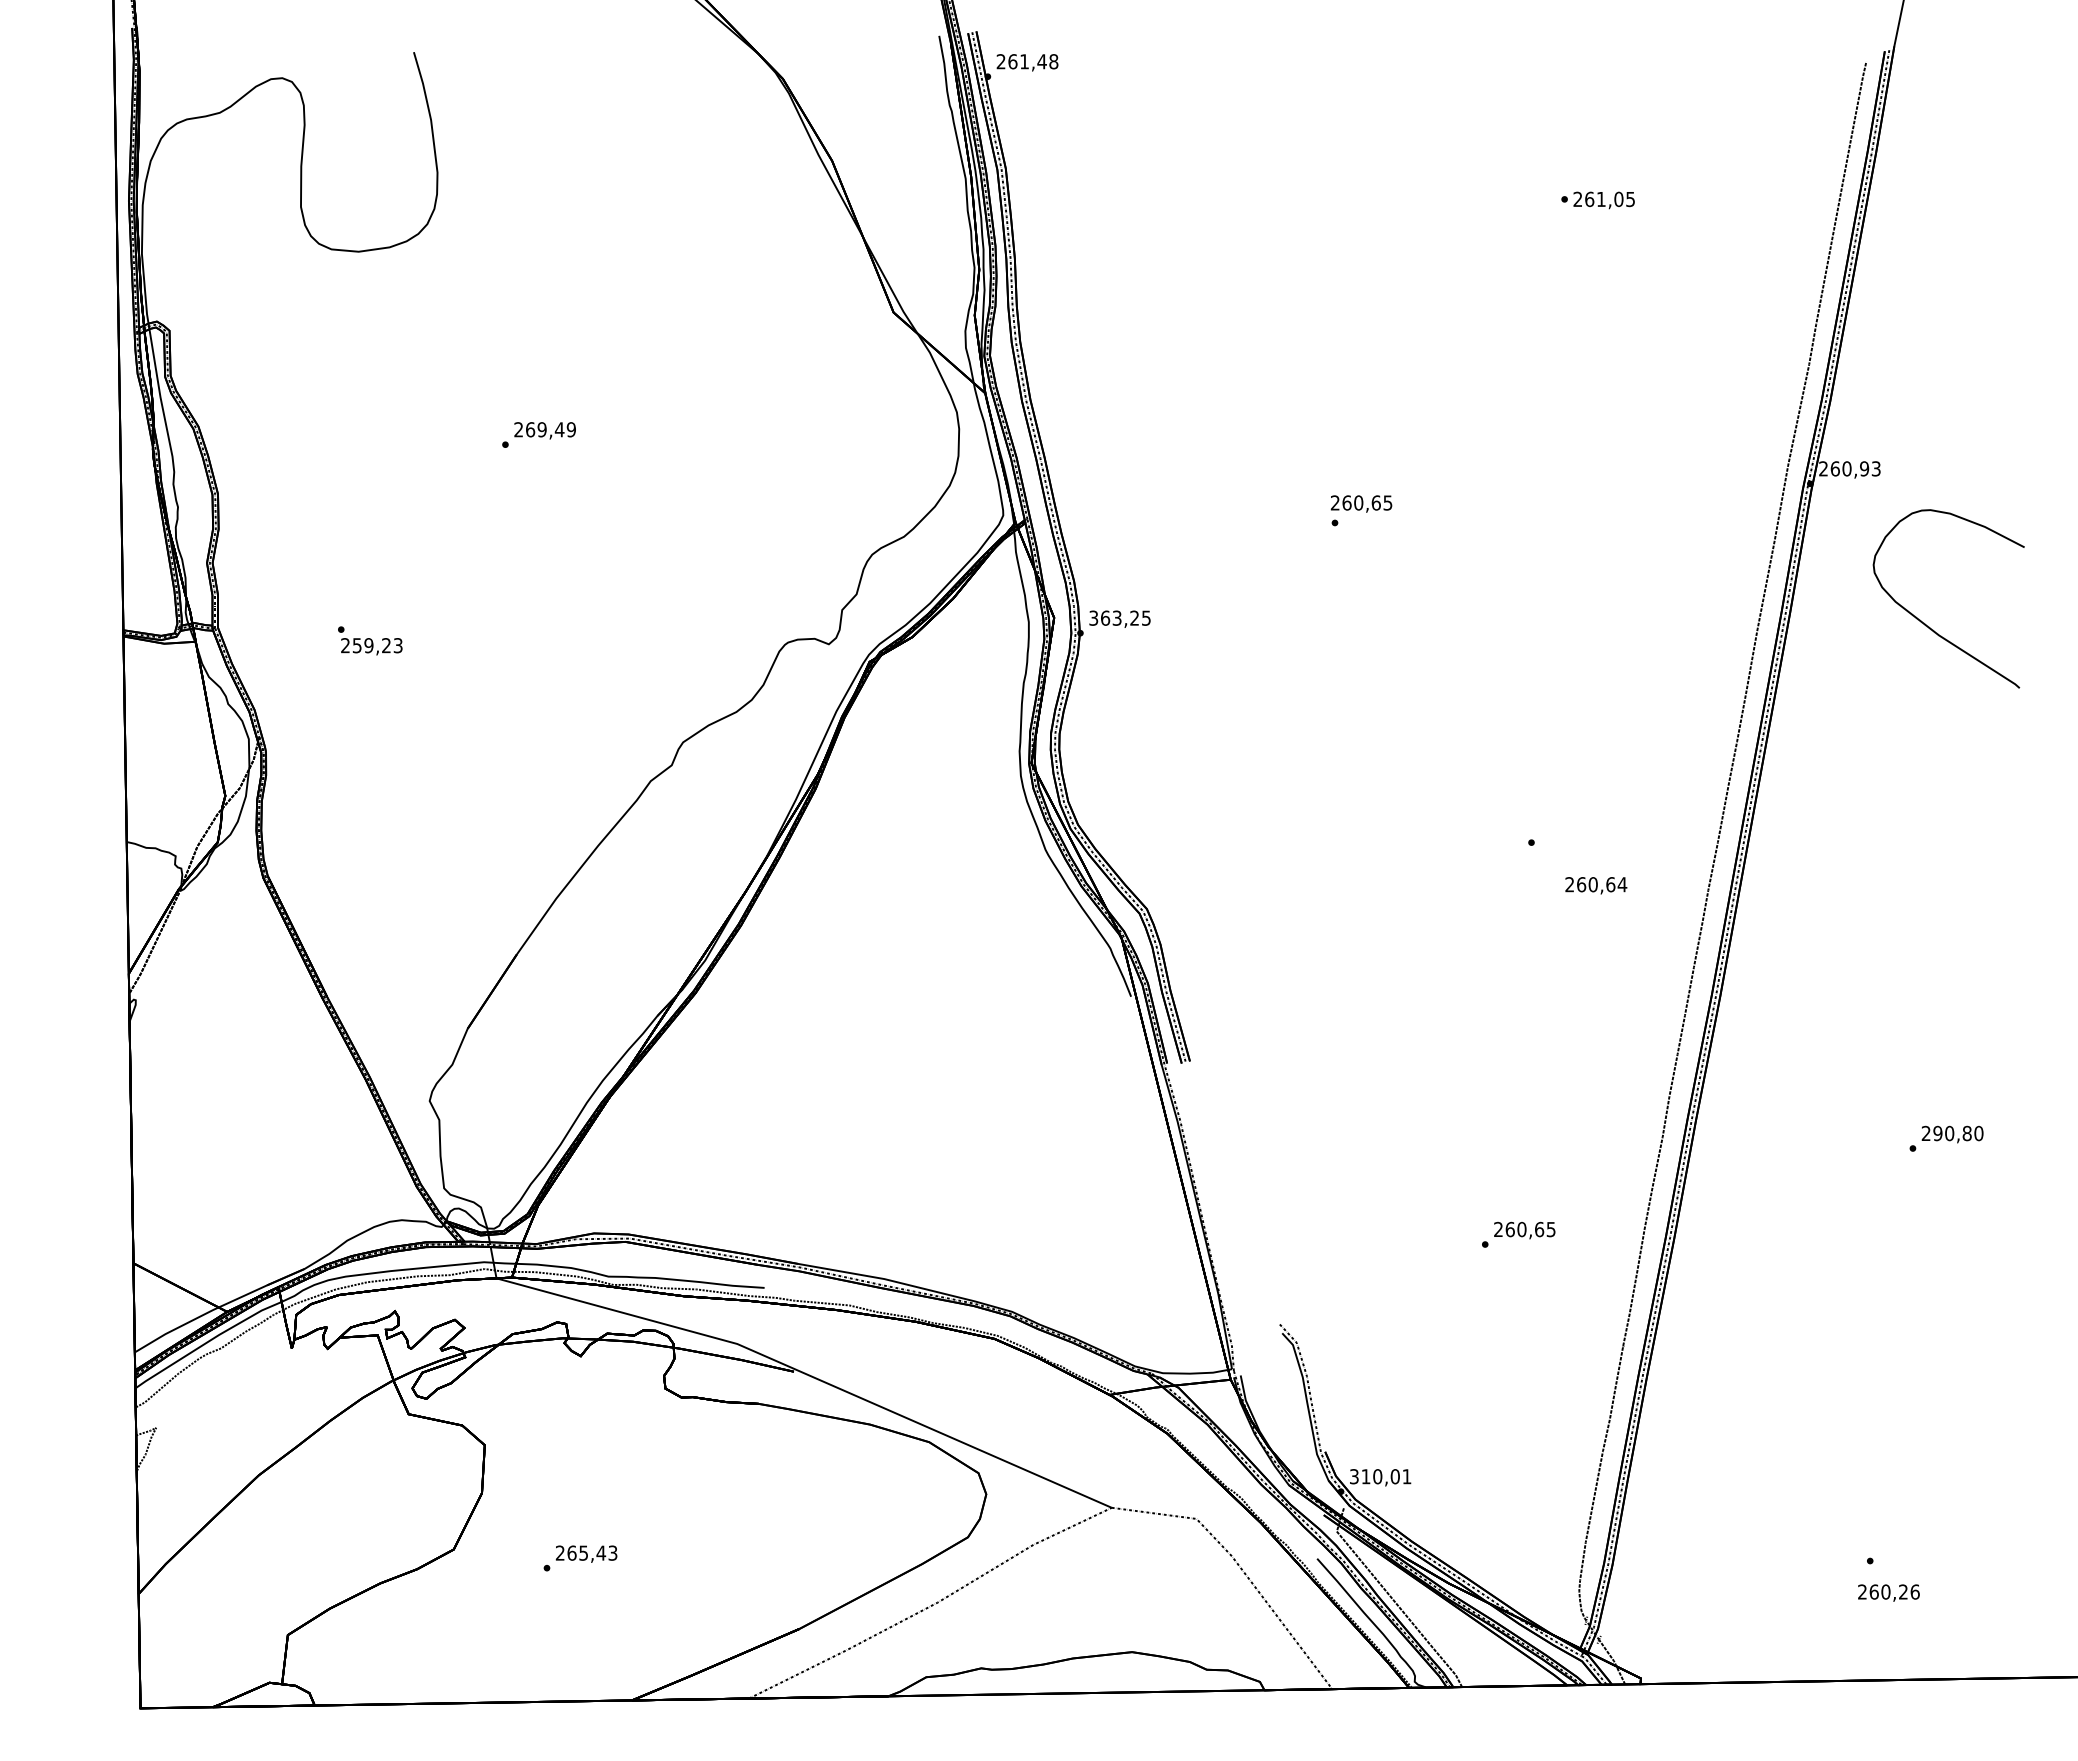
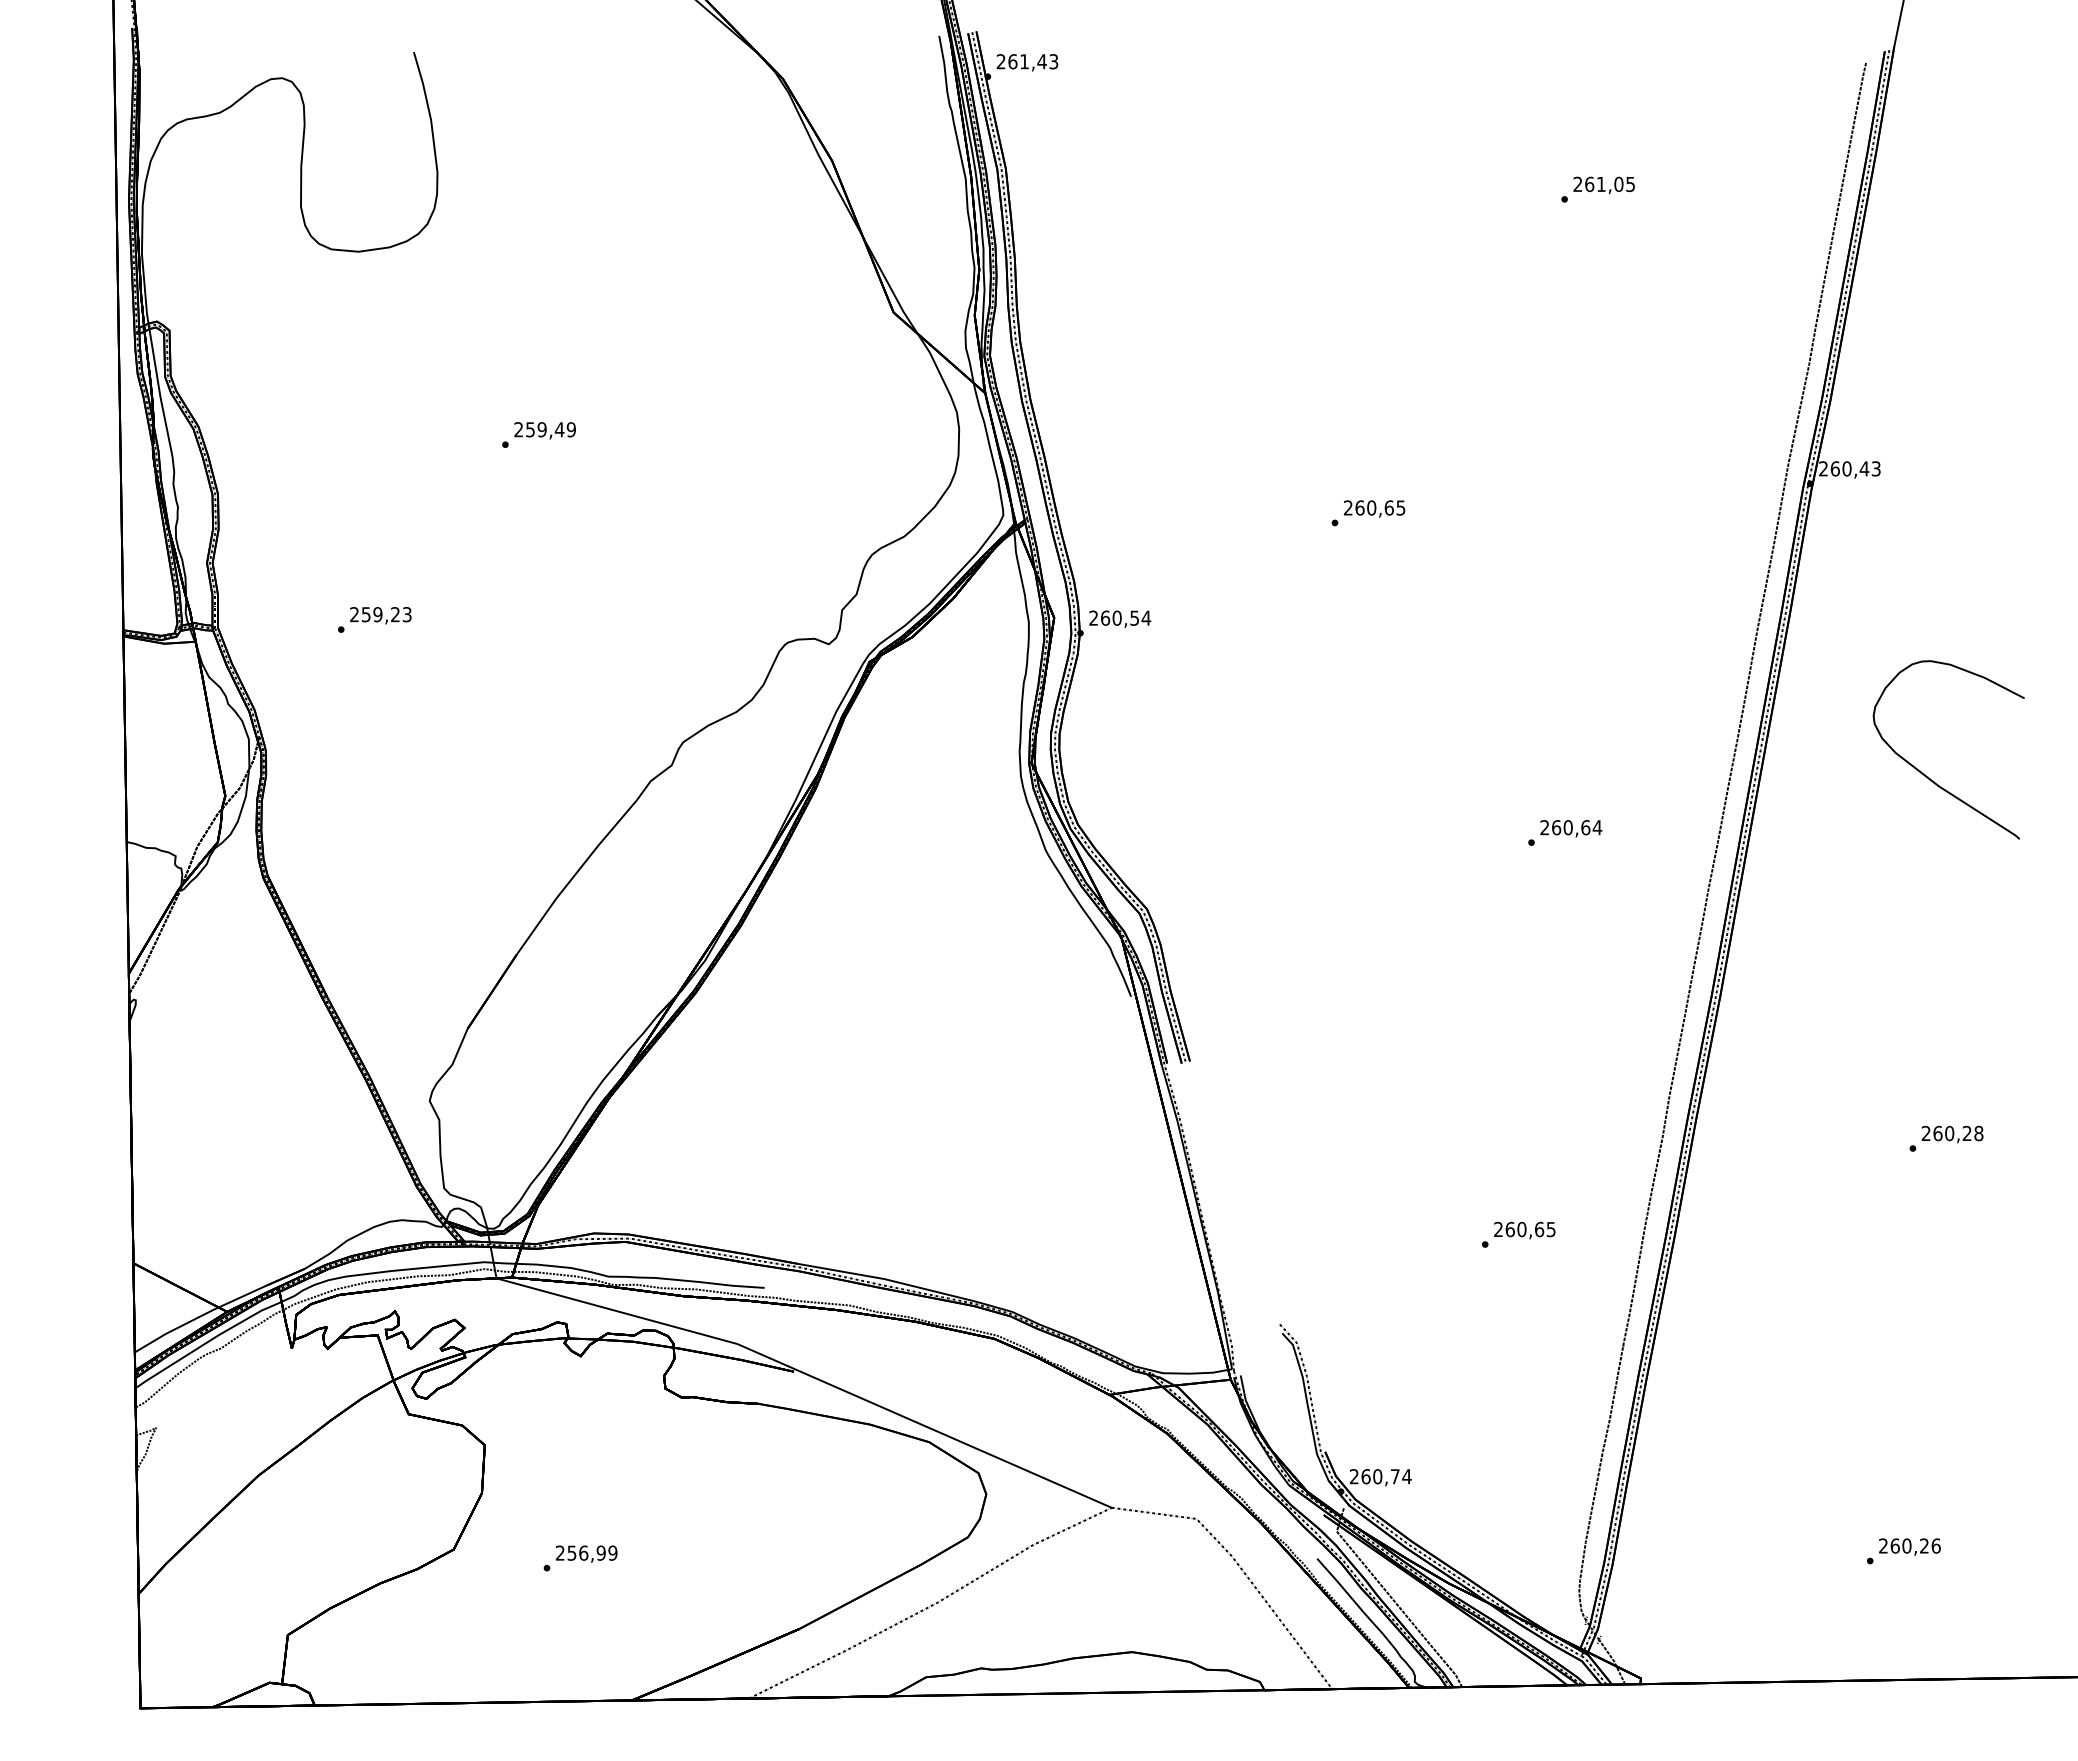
text: 261,48 -> 261,43 (1053, 61)
text position: (1603, 200) -> (1603, 185) (1603, 185)
text: 269,49 -> 259,49 (530, 429)
text: 260,93 -> 260,43 (1864, 468)
text position: (1361, 503) -> (1374, 508) (1374, 508)
text: 363,25 -> 260,54 (1120, 617)
curve position: (1929, 626) -> (1929, 777) (1929, 777)
text position: (371, 646) -> (380, 615) (380, 615)
text position: (1596, 885) -> (1571, 828) (1571, 828)
text: 290,80 -> 260,28 (1958, 1133)
text: 310,01 -> 260,74 (1380, 1476)
text: 265,43 -> 256,99 (592, 1552)
text position: (1888, 1592) -> (1909, 1546) (1909, 1546)
